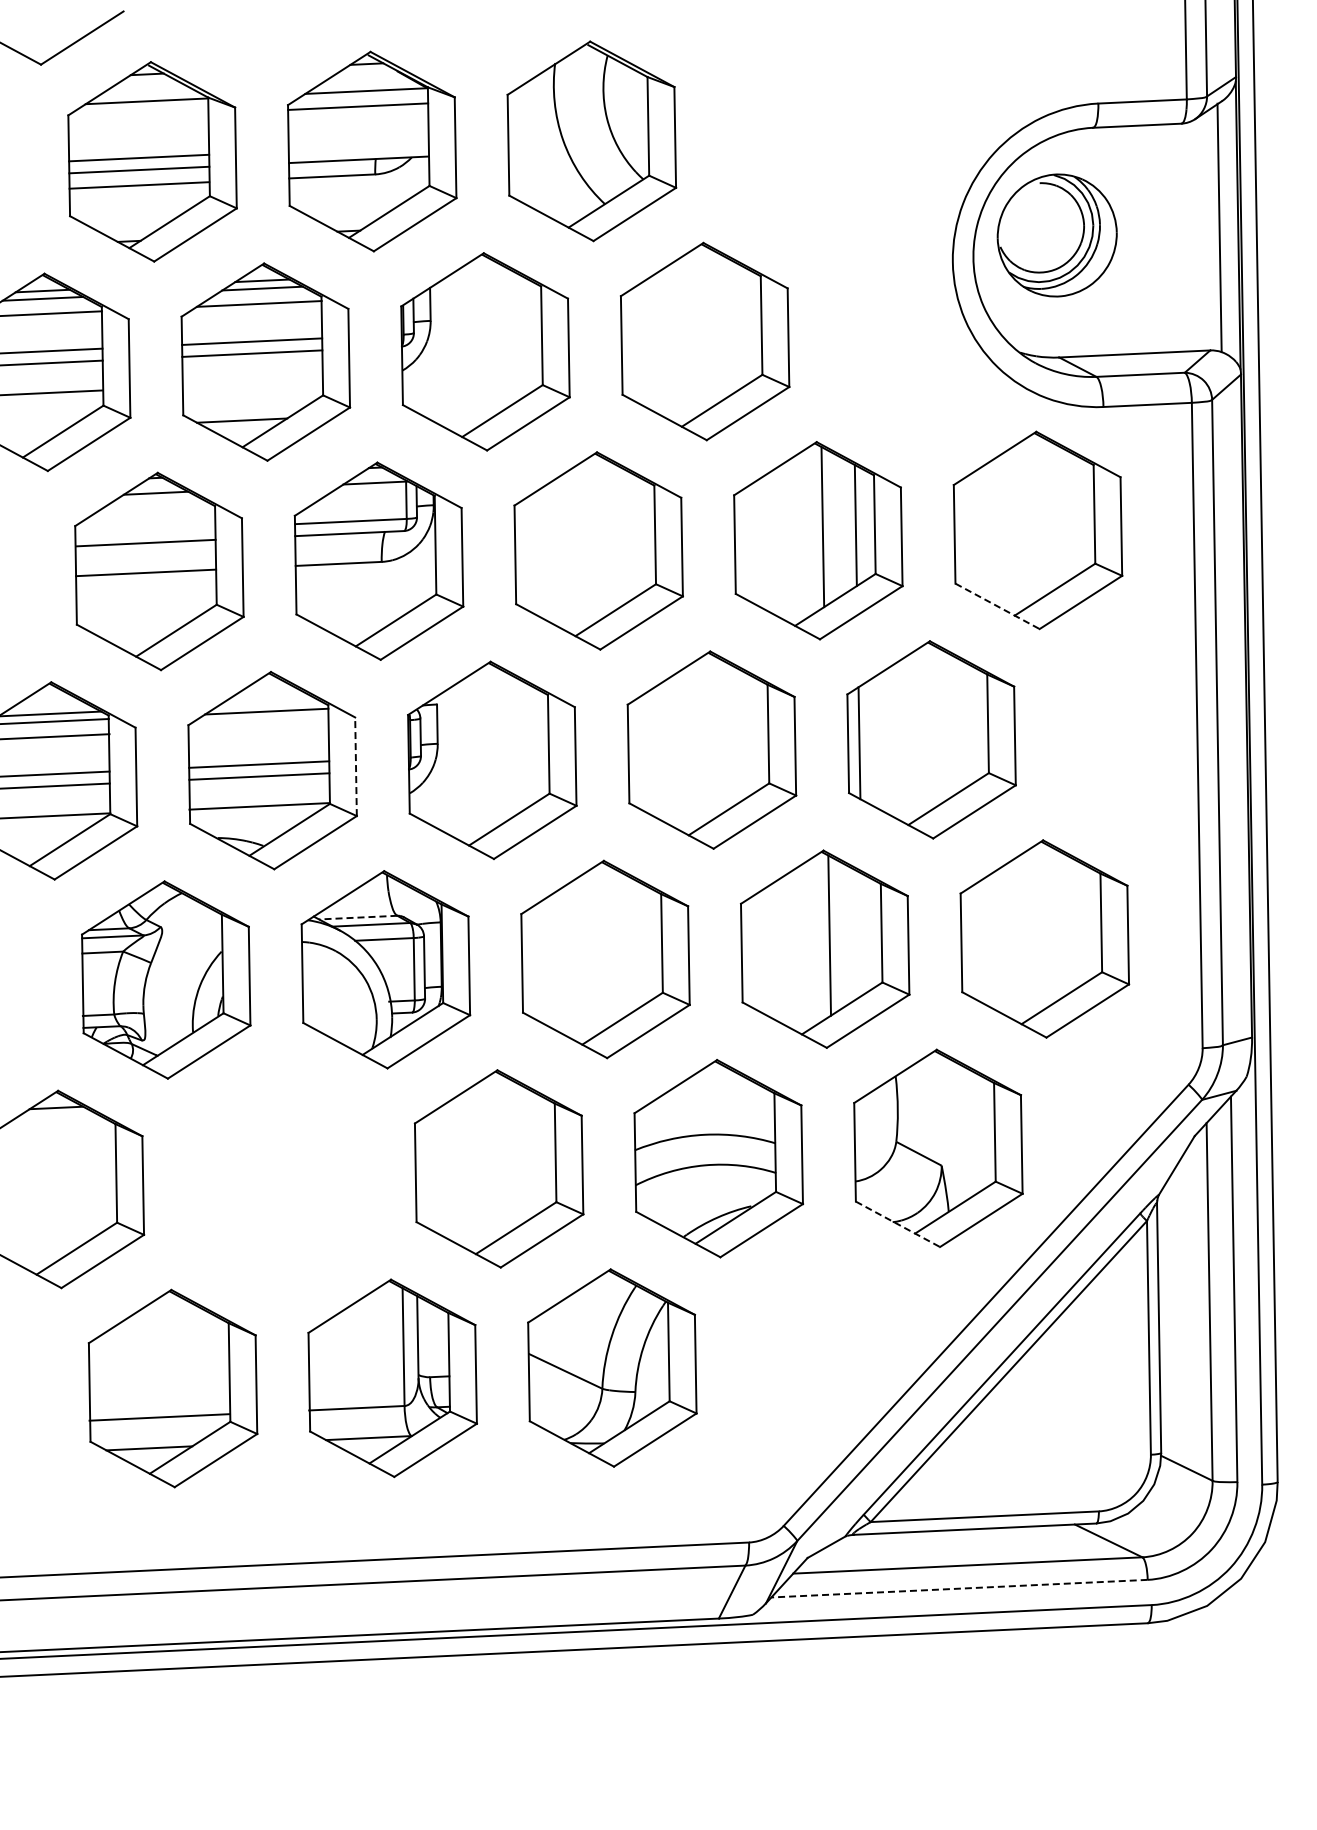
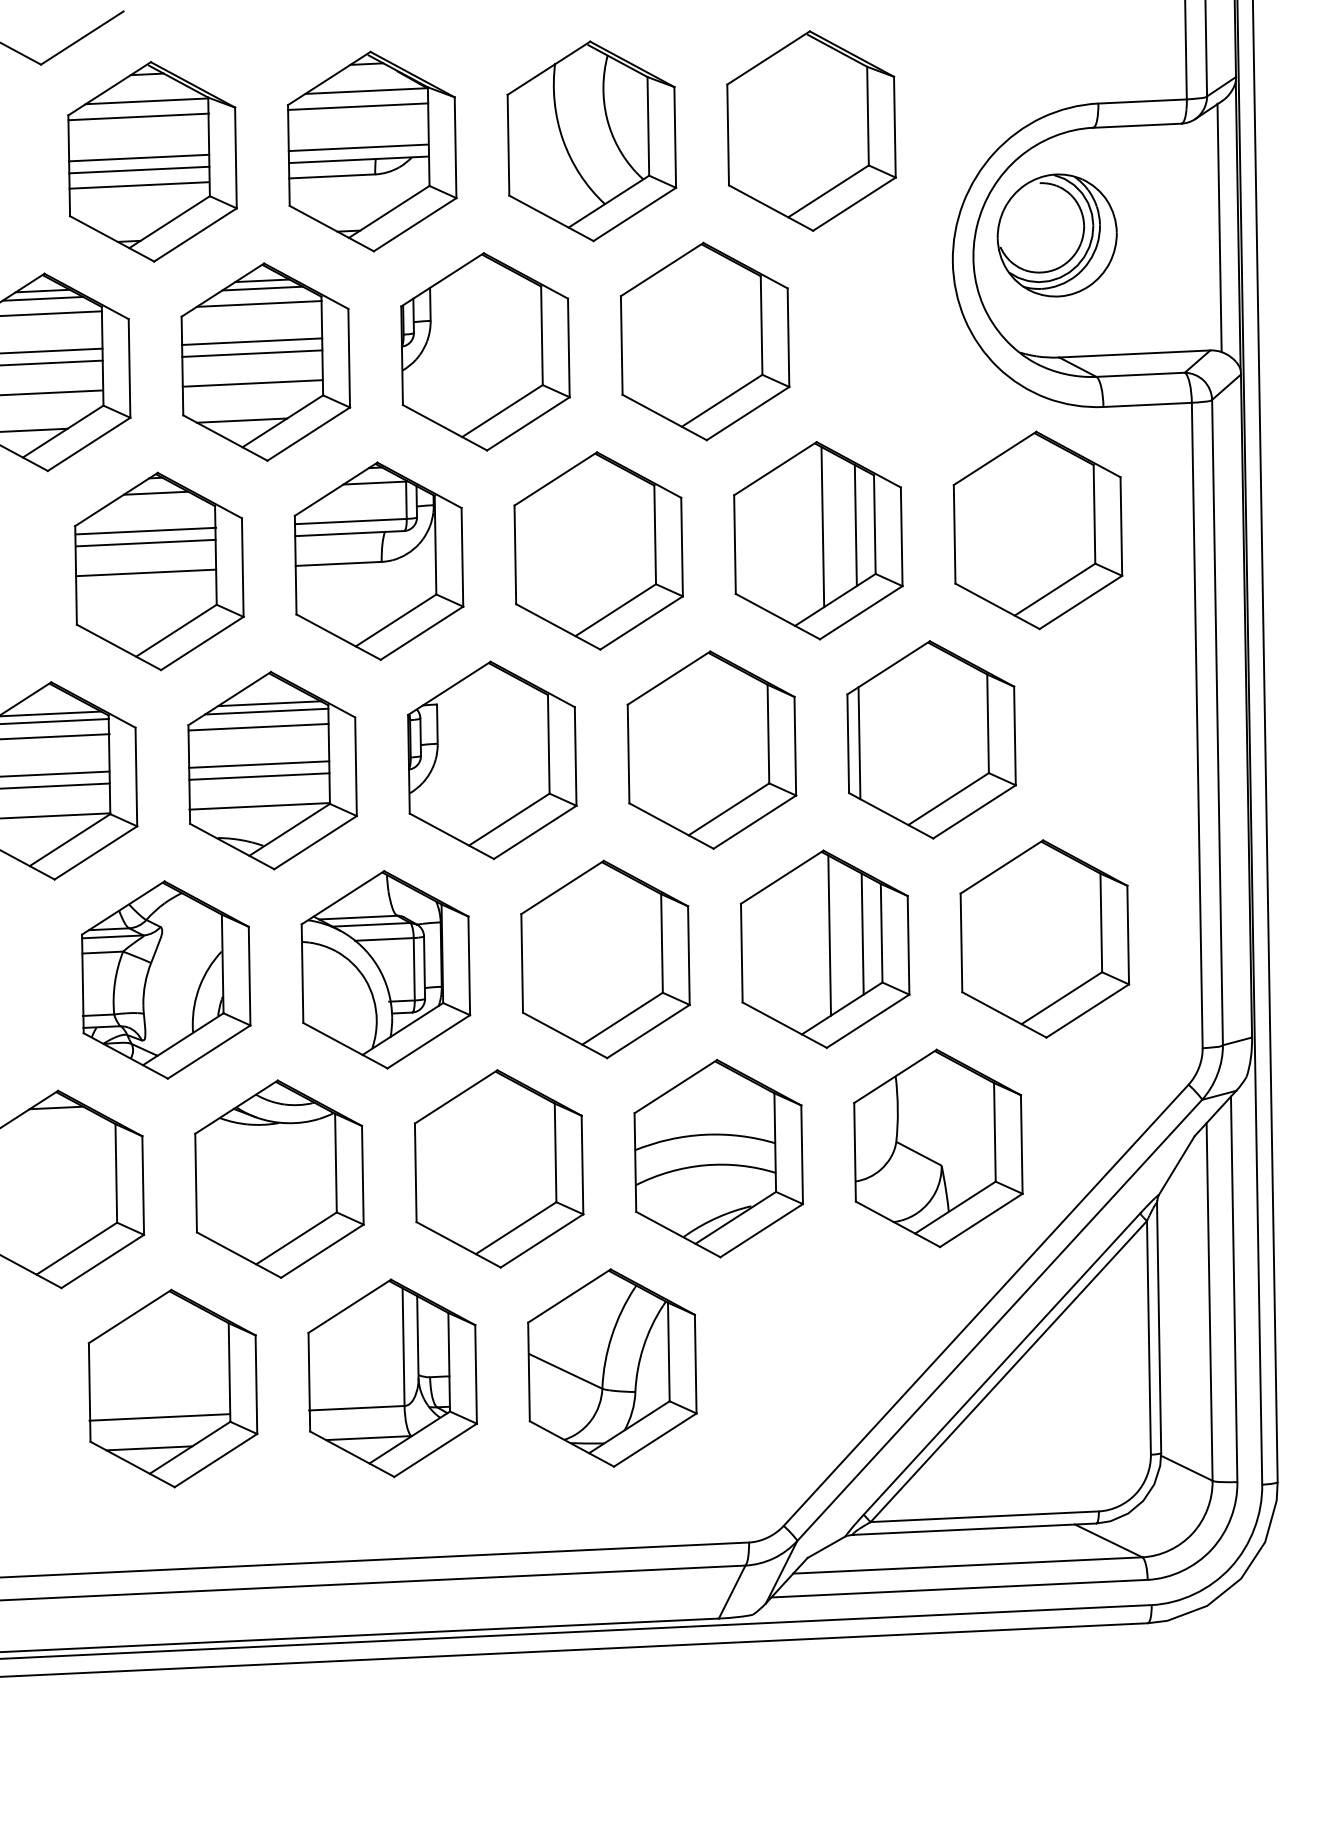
line: none -> present (138, 116)
part: none -> present (811, 130)
line: none -> present (358, 147)
line: none -> present (252, 383)
line: none -> present (34, 429)
line: none -> present (145, 530)
line: dashed -> solid (997, 606)
line: none -> present (269, 703)
line: none -> present (258, 726)
line: dashed -> solid (356, 766)
line: dashed -> solid (357, 917)
line: none -> present (862, 933)
part: none -> present (279, 1178)
line: dashed -> solid (897, 1224)
line: dashed -> solid (959, 1588)
